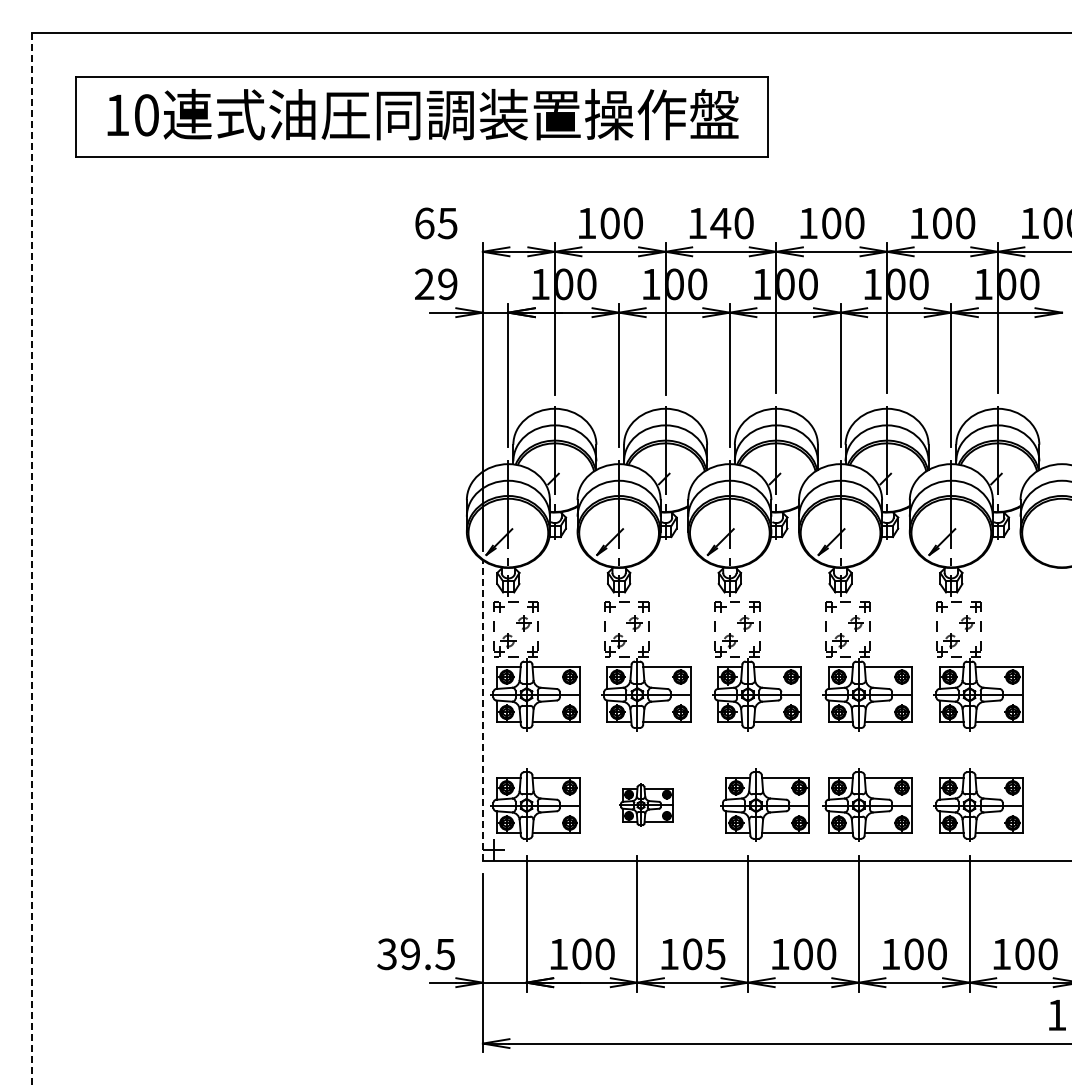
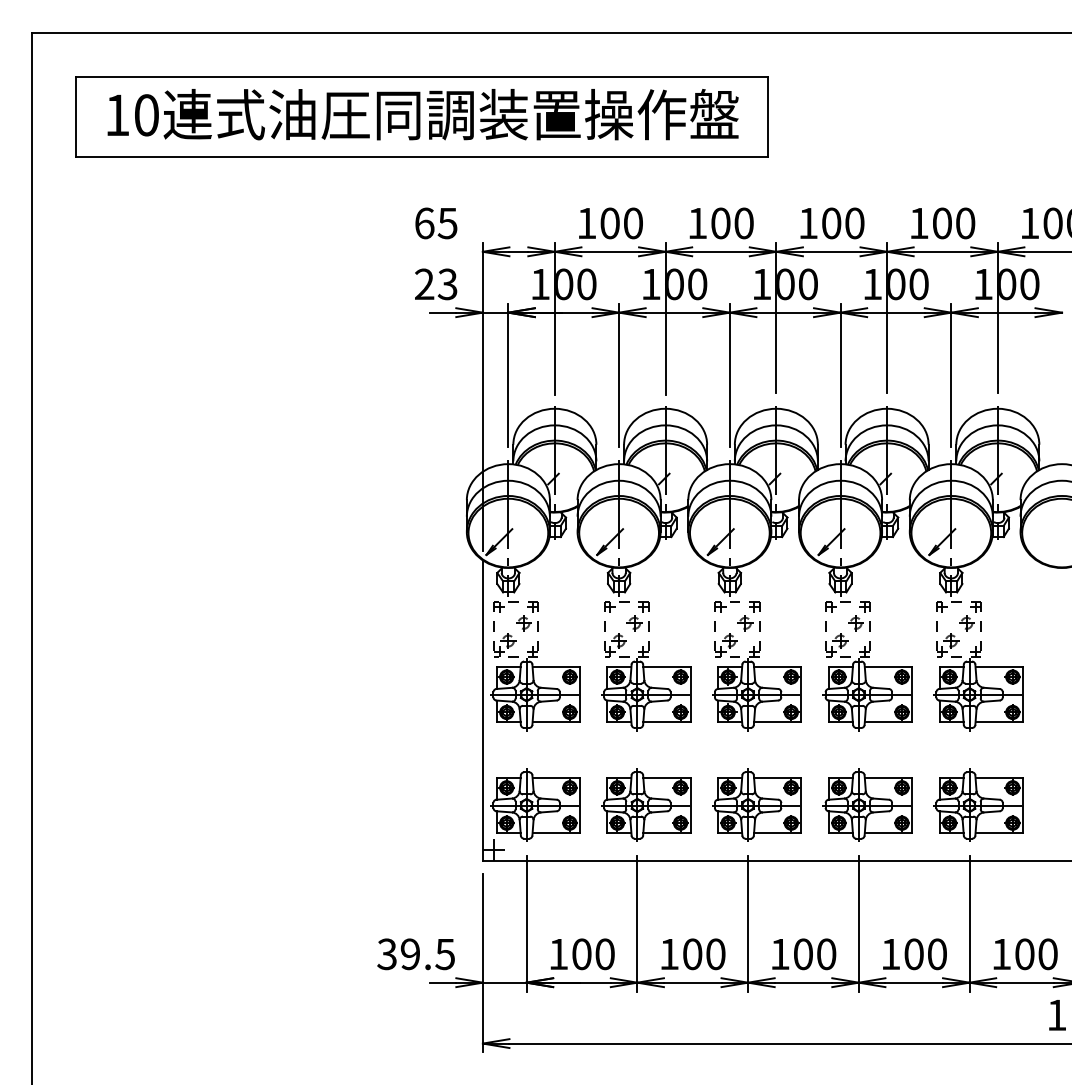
text: 140 -> 100 (720, 223)
text: 29 -> 23 (447, 284)
line: dashed -> solid (32, 558)
line: dashed -> solid (482, 710)
part size: 55x44 px -> 91x74 px (646, 804)
part position: (764, 804) -> (756, 804) (756, 804)
text: 105 -> 100 (715, 954)
